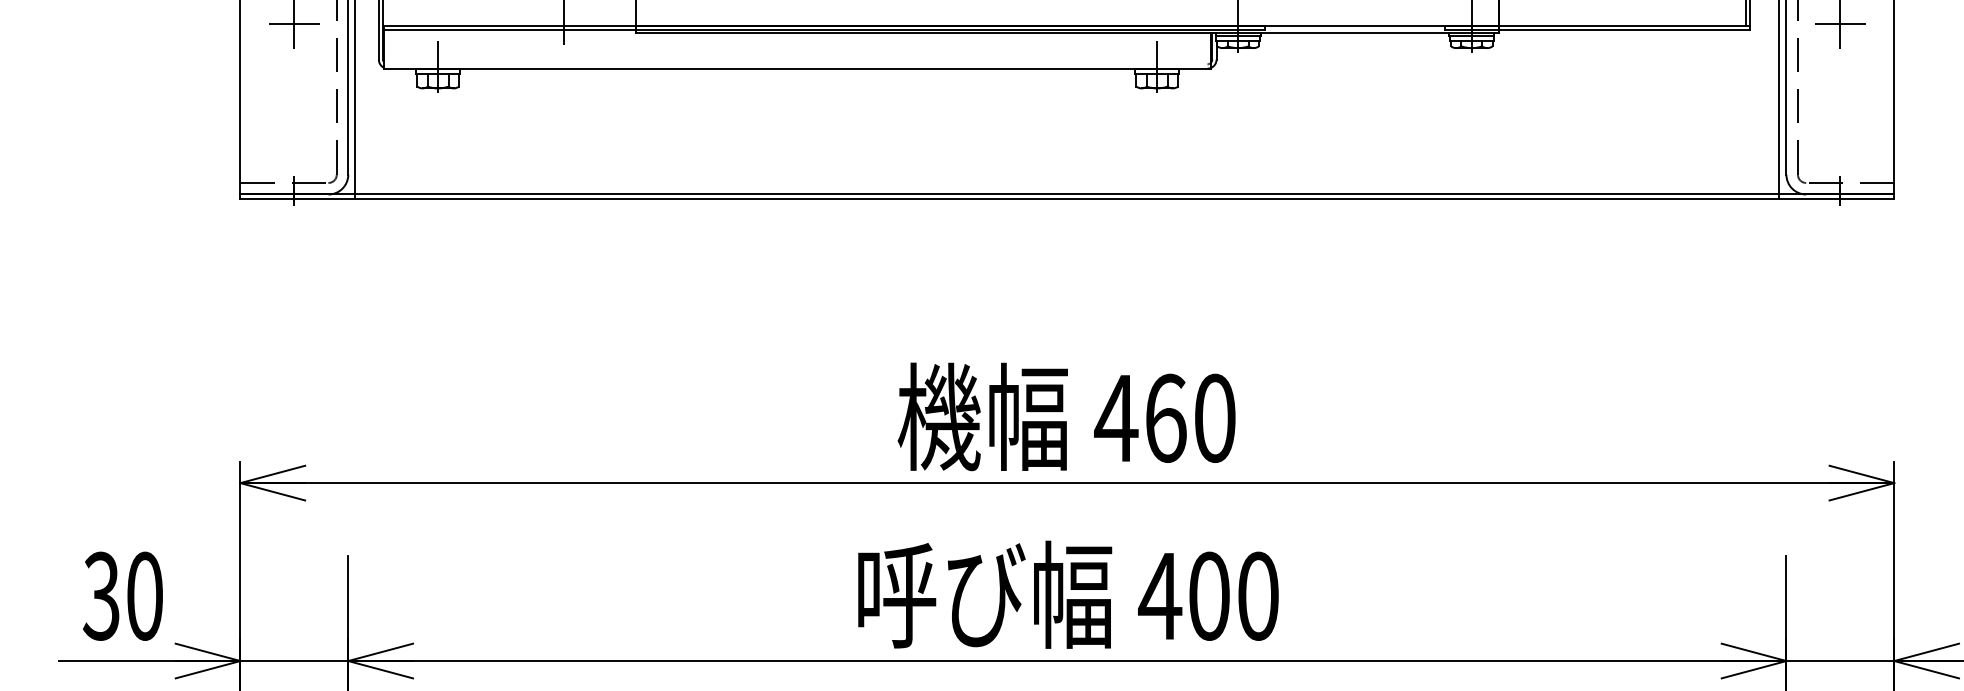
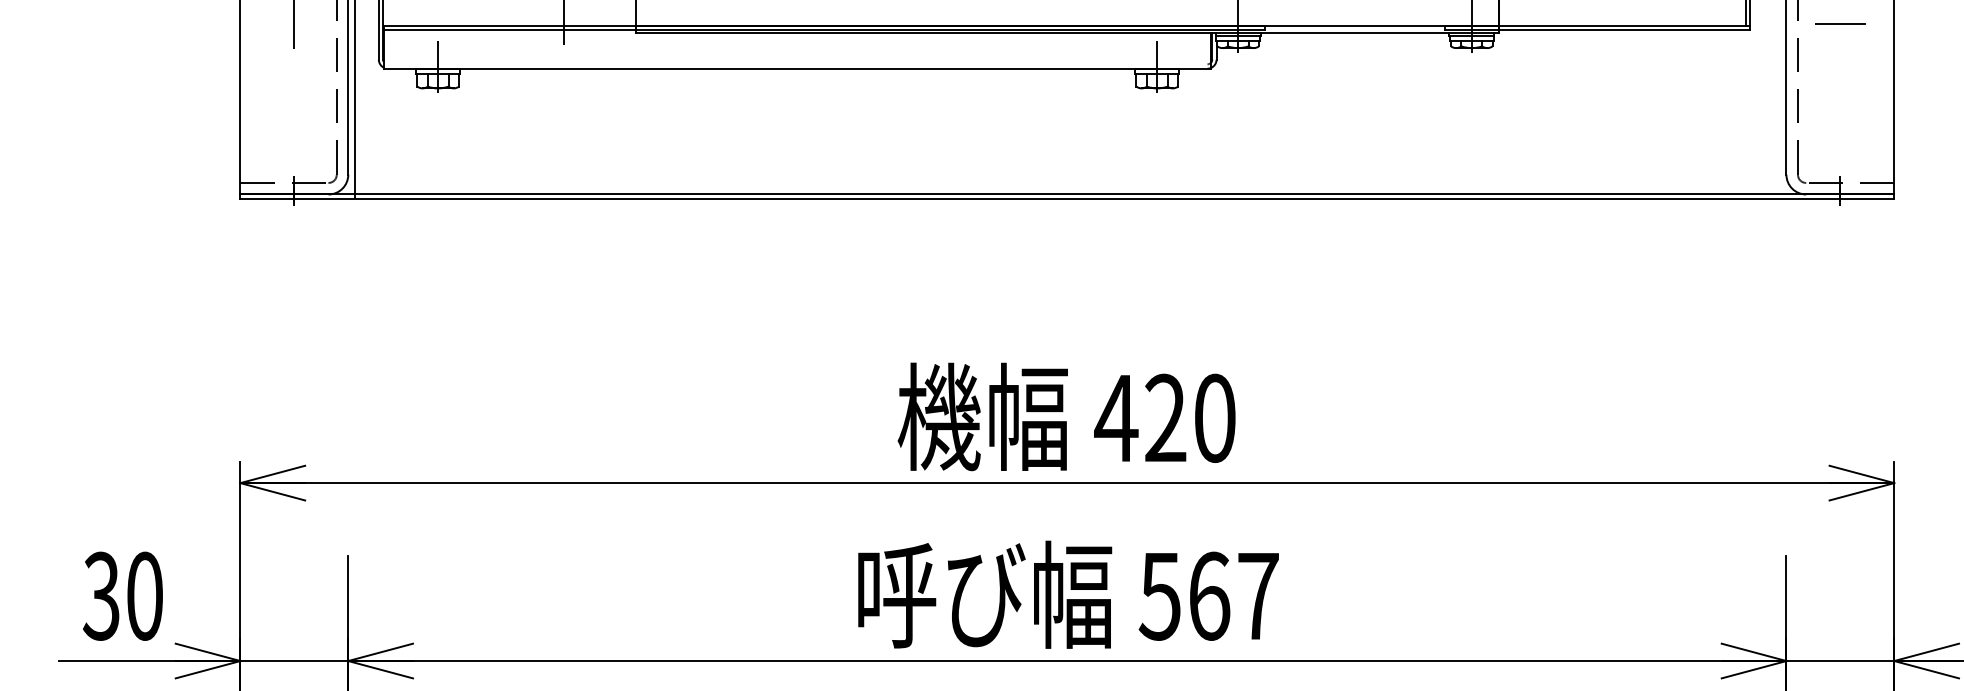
line: present -> none (294, 23)
line: present -> none (1840, 25)
line: present -> none (1779, 100)
text: 460 -> 420 (1165, 417)
text: 400 -> 567 (1208, 595)
